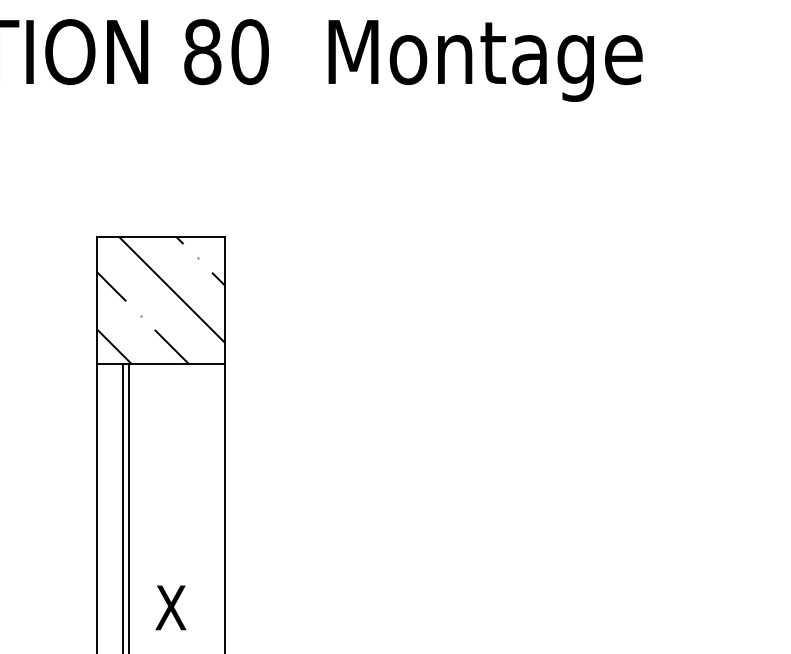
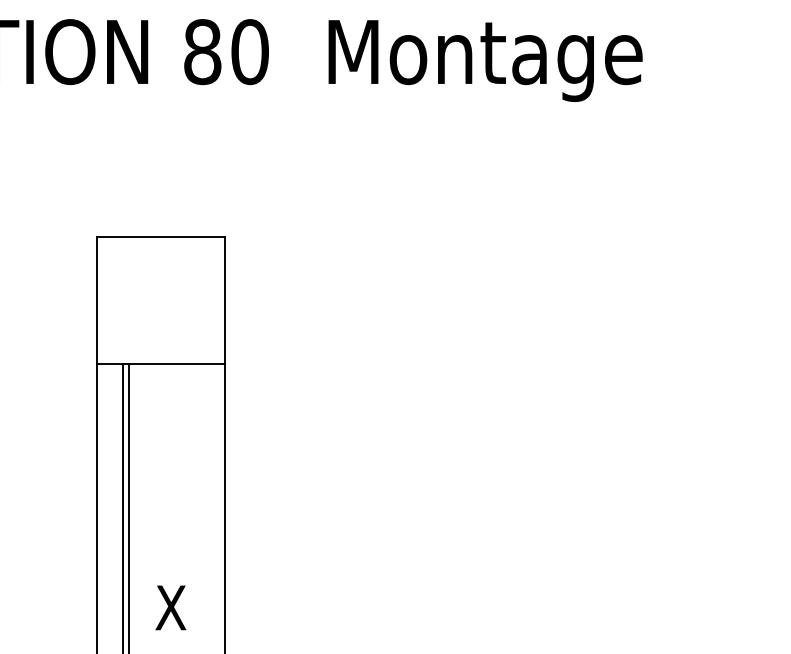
hatch: present -> none (160, 300)
